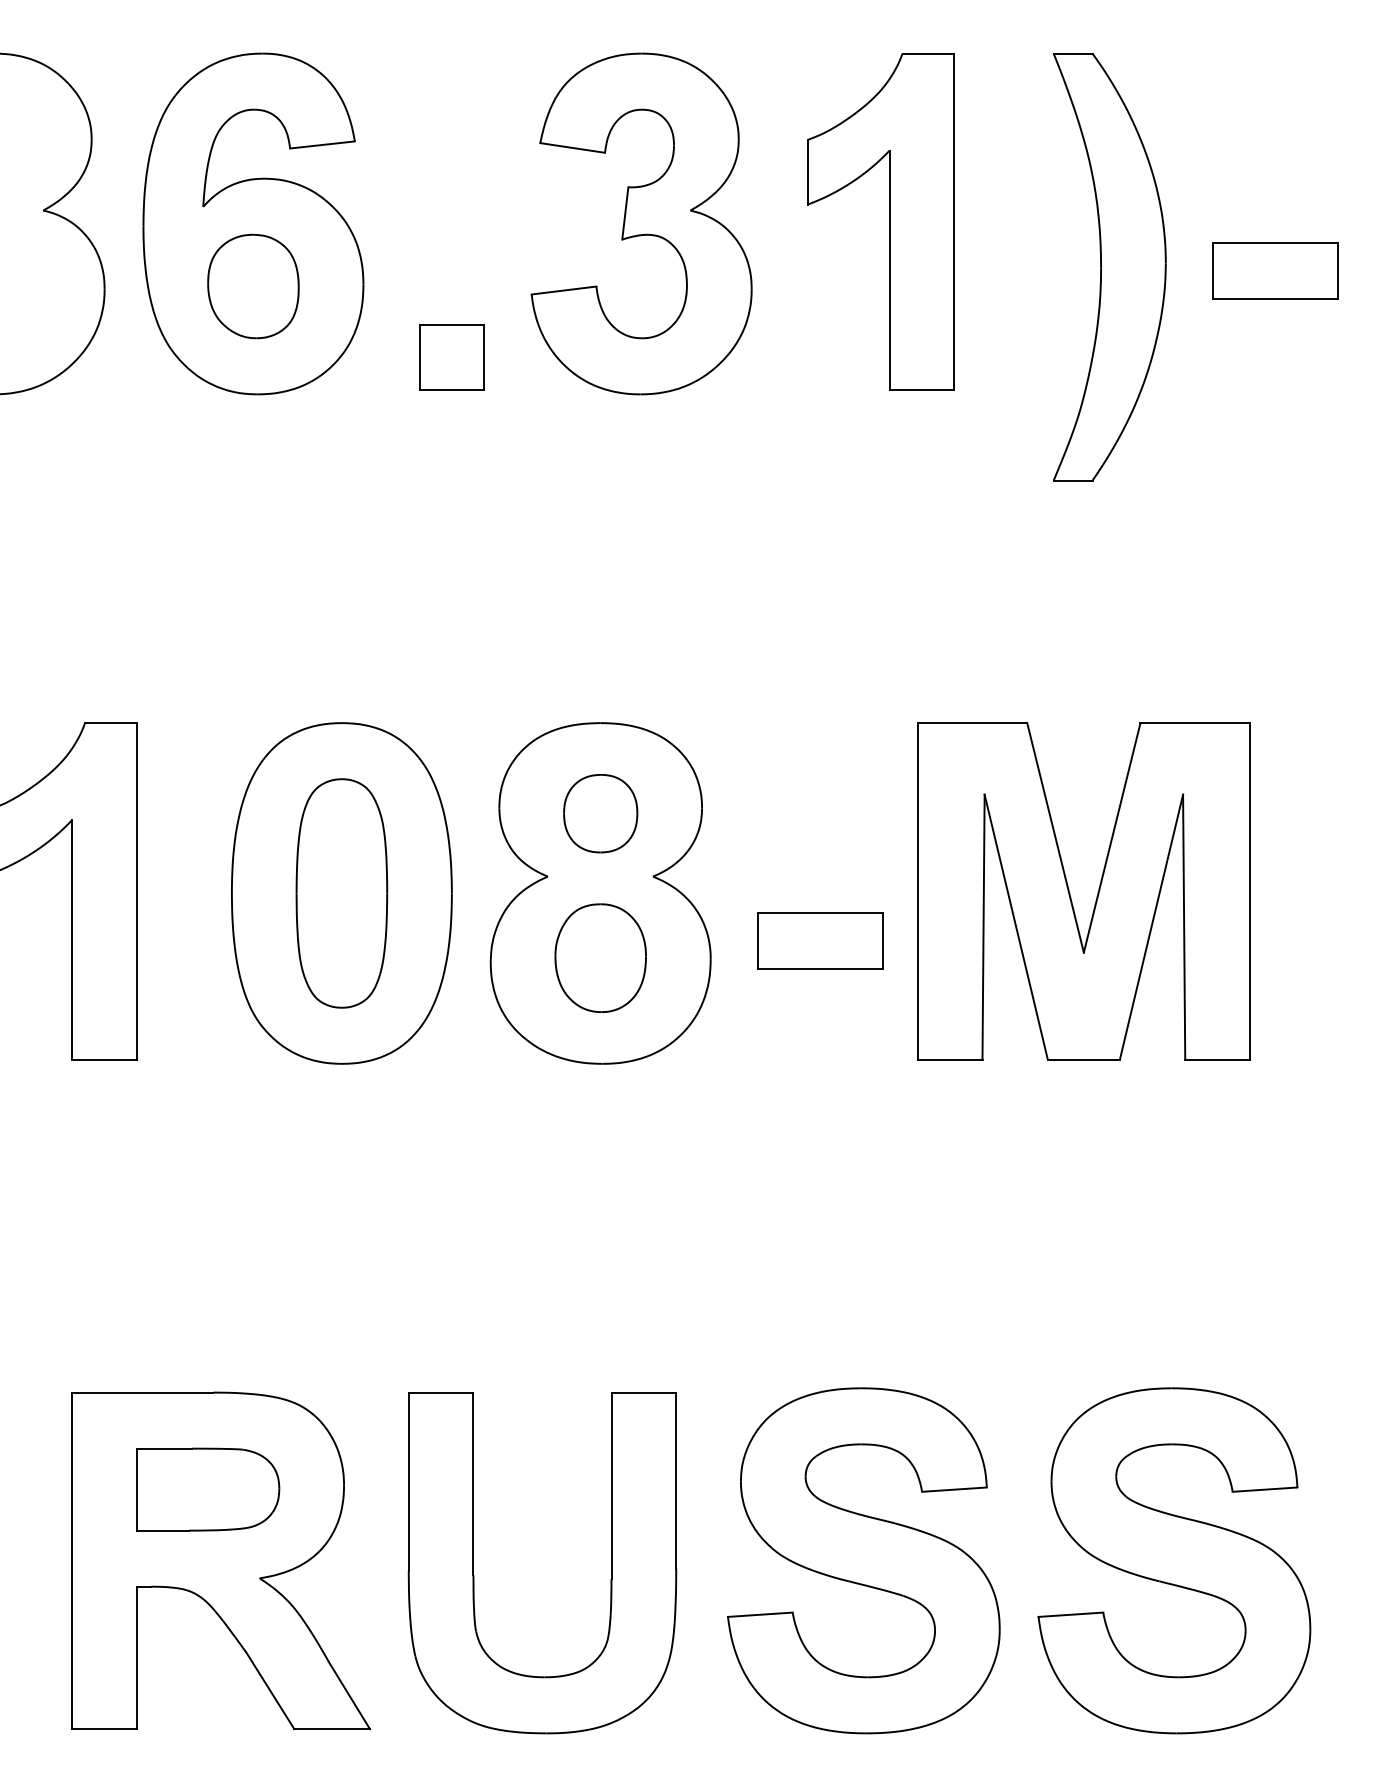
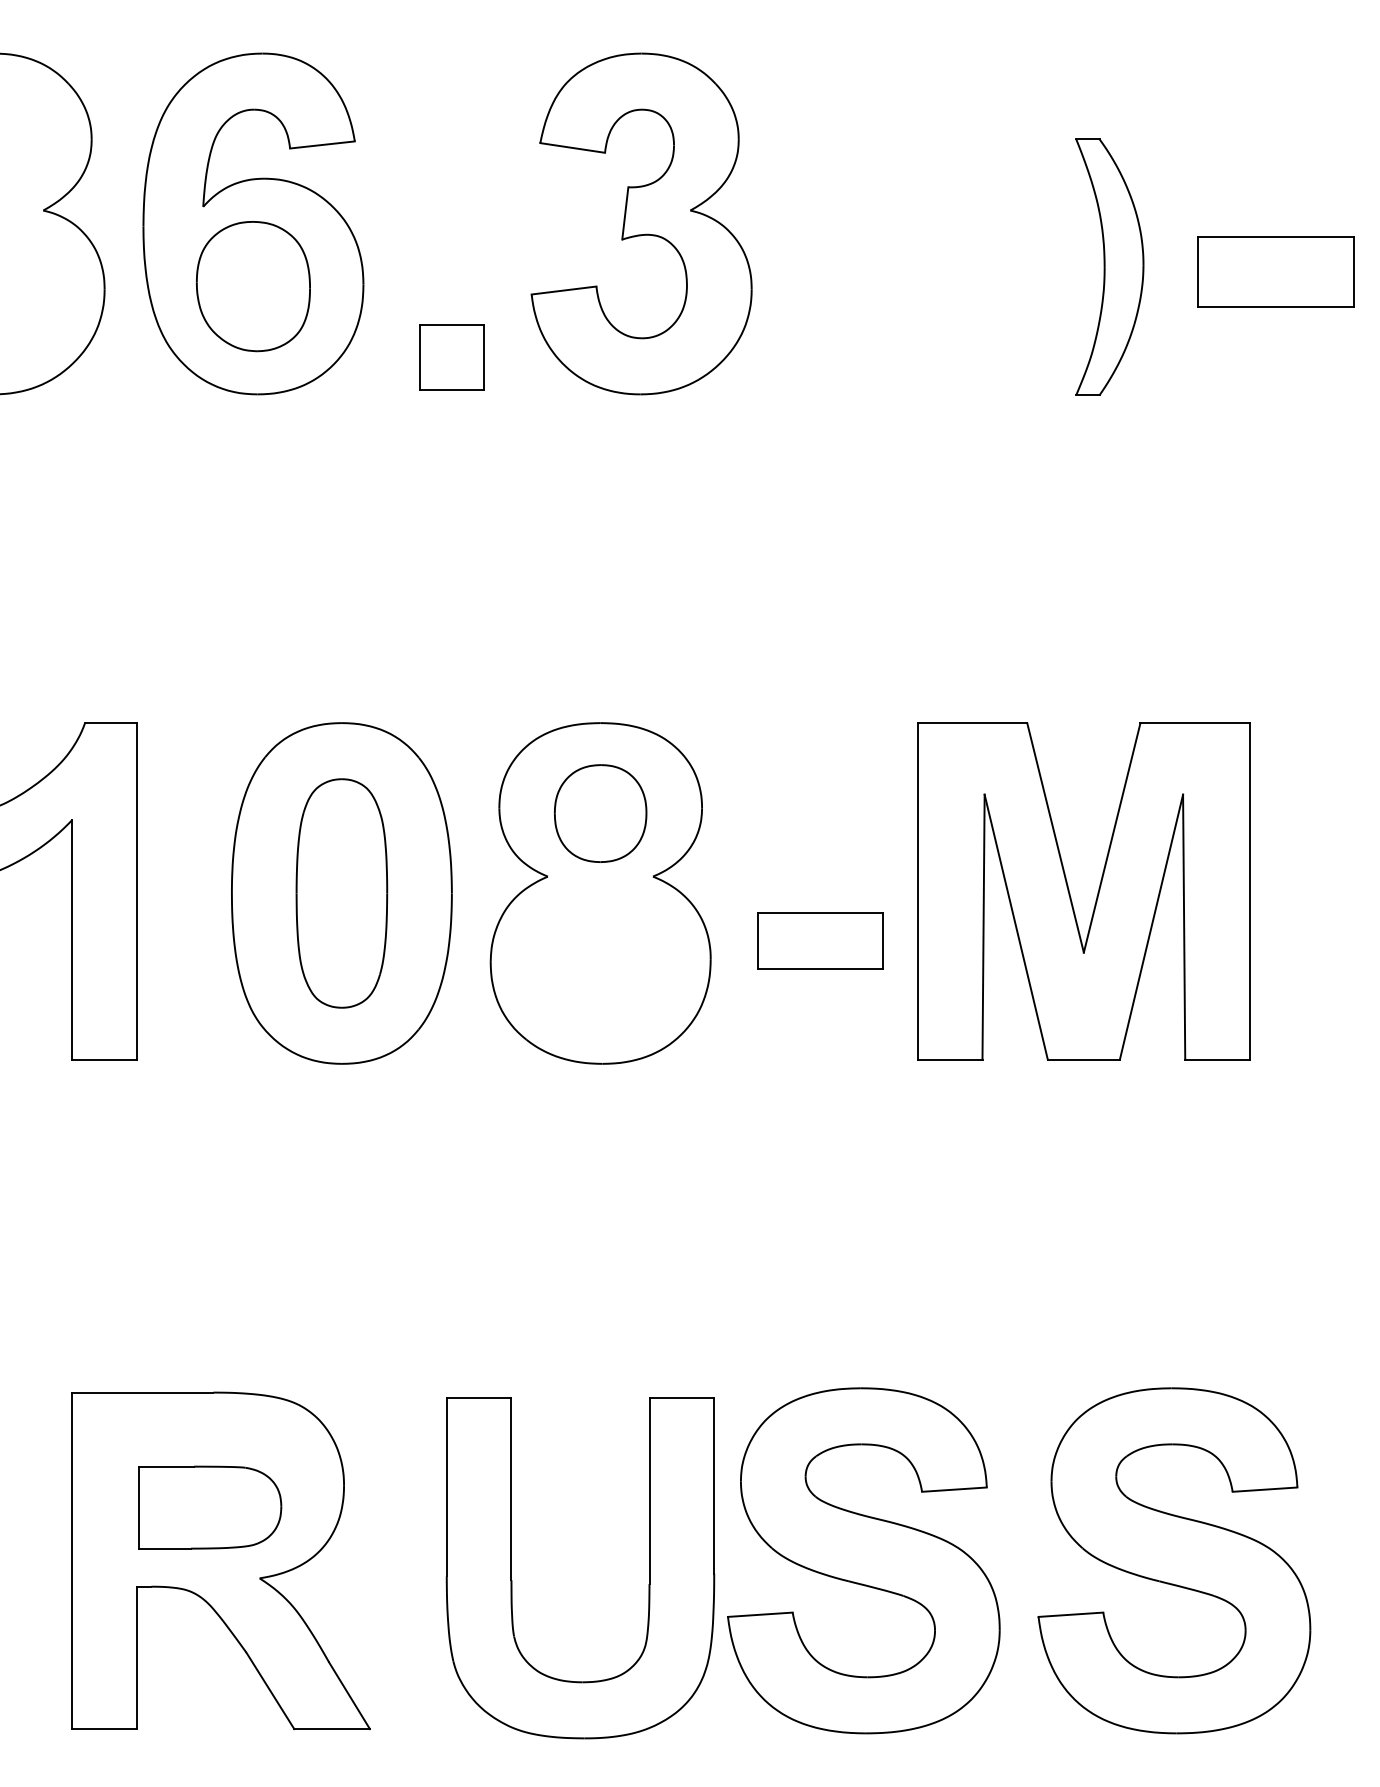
part: present -> none (889, 221)
part size: 114x429 px -> 70x258 px (1109, 266)
part size: 127x58 px -> 158x72 px (1275, 271)
part size: 93x107 px -> 115x132 px (253, 286)
part size: 76x80 px -> 94x99 px (600, 813)
part: present -> none (600, 957)
part position: (208, 1489) -> (210, 1507) (210, 1507)
part position: (473, 1563) -> (511, 1568) (511, 1568)
